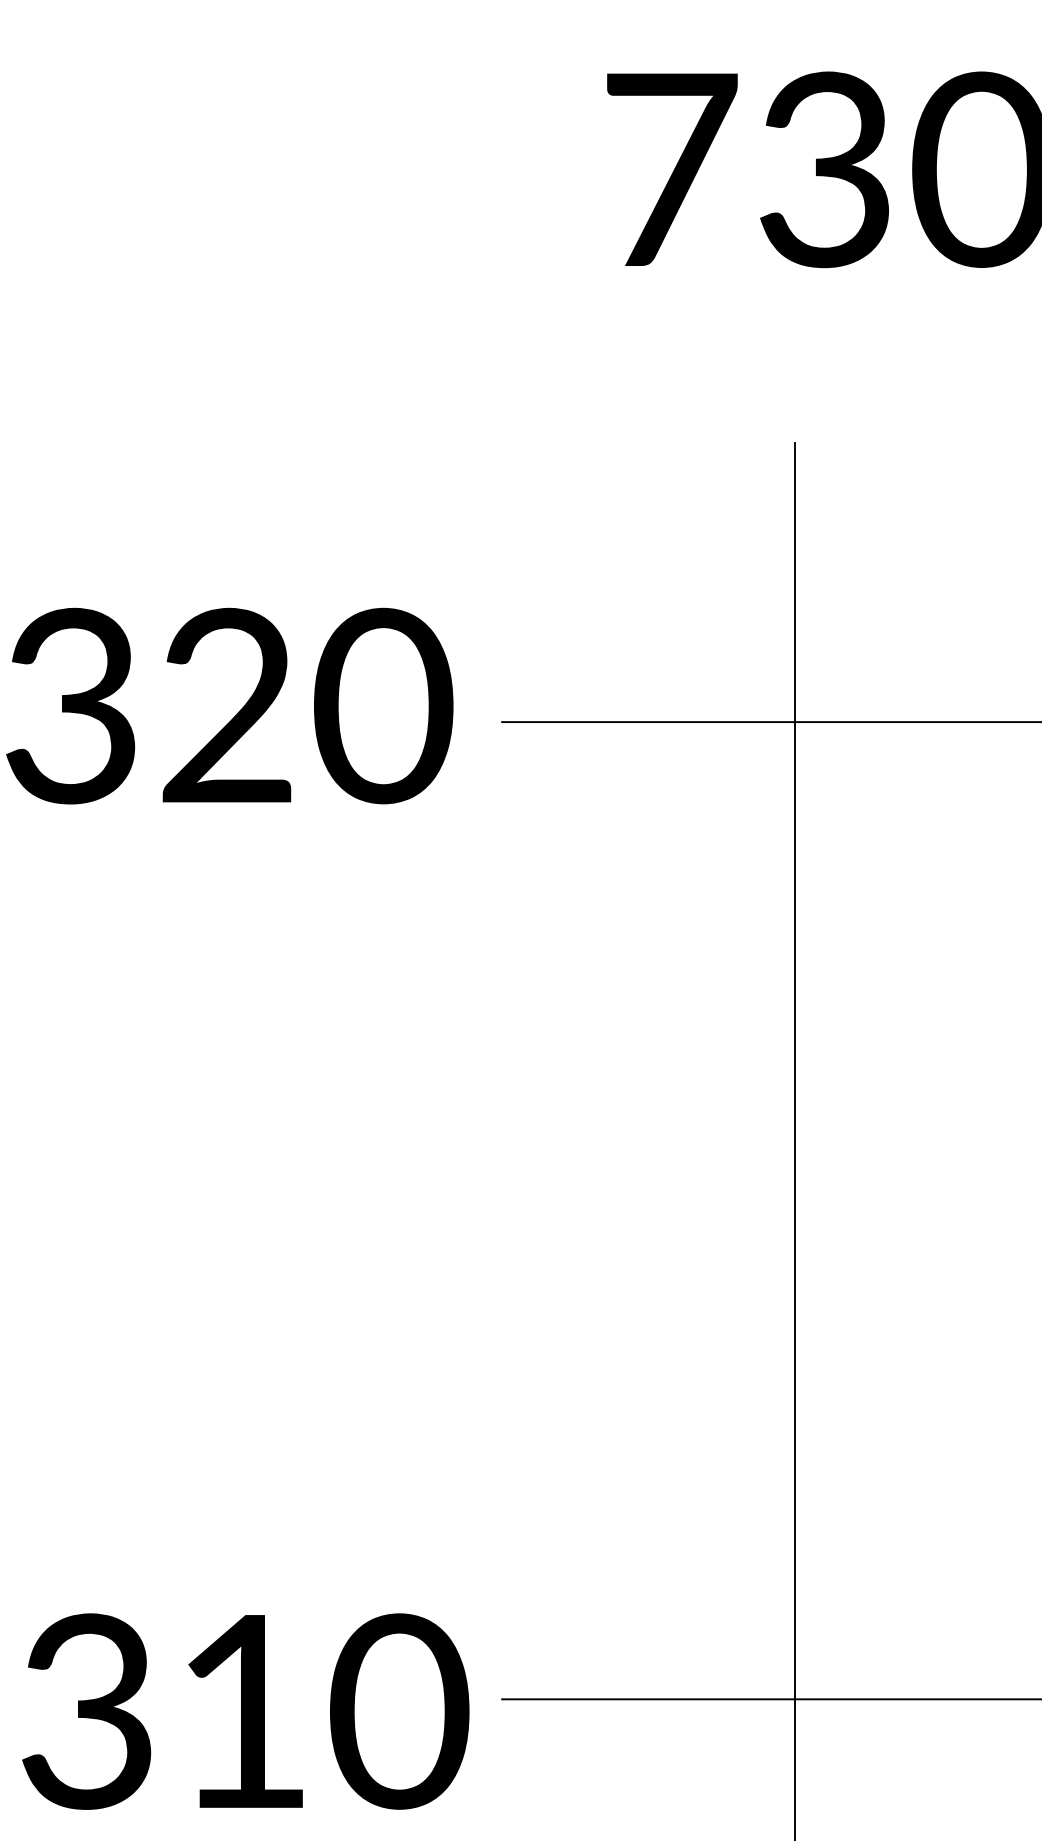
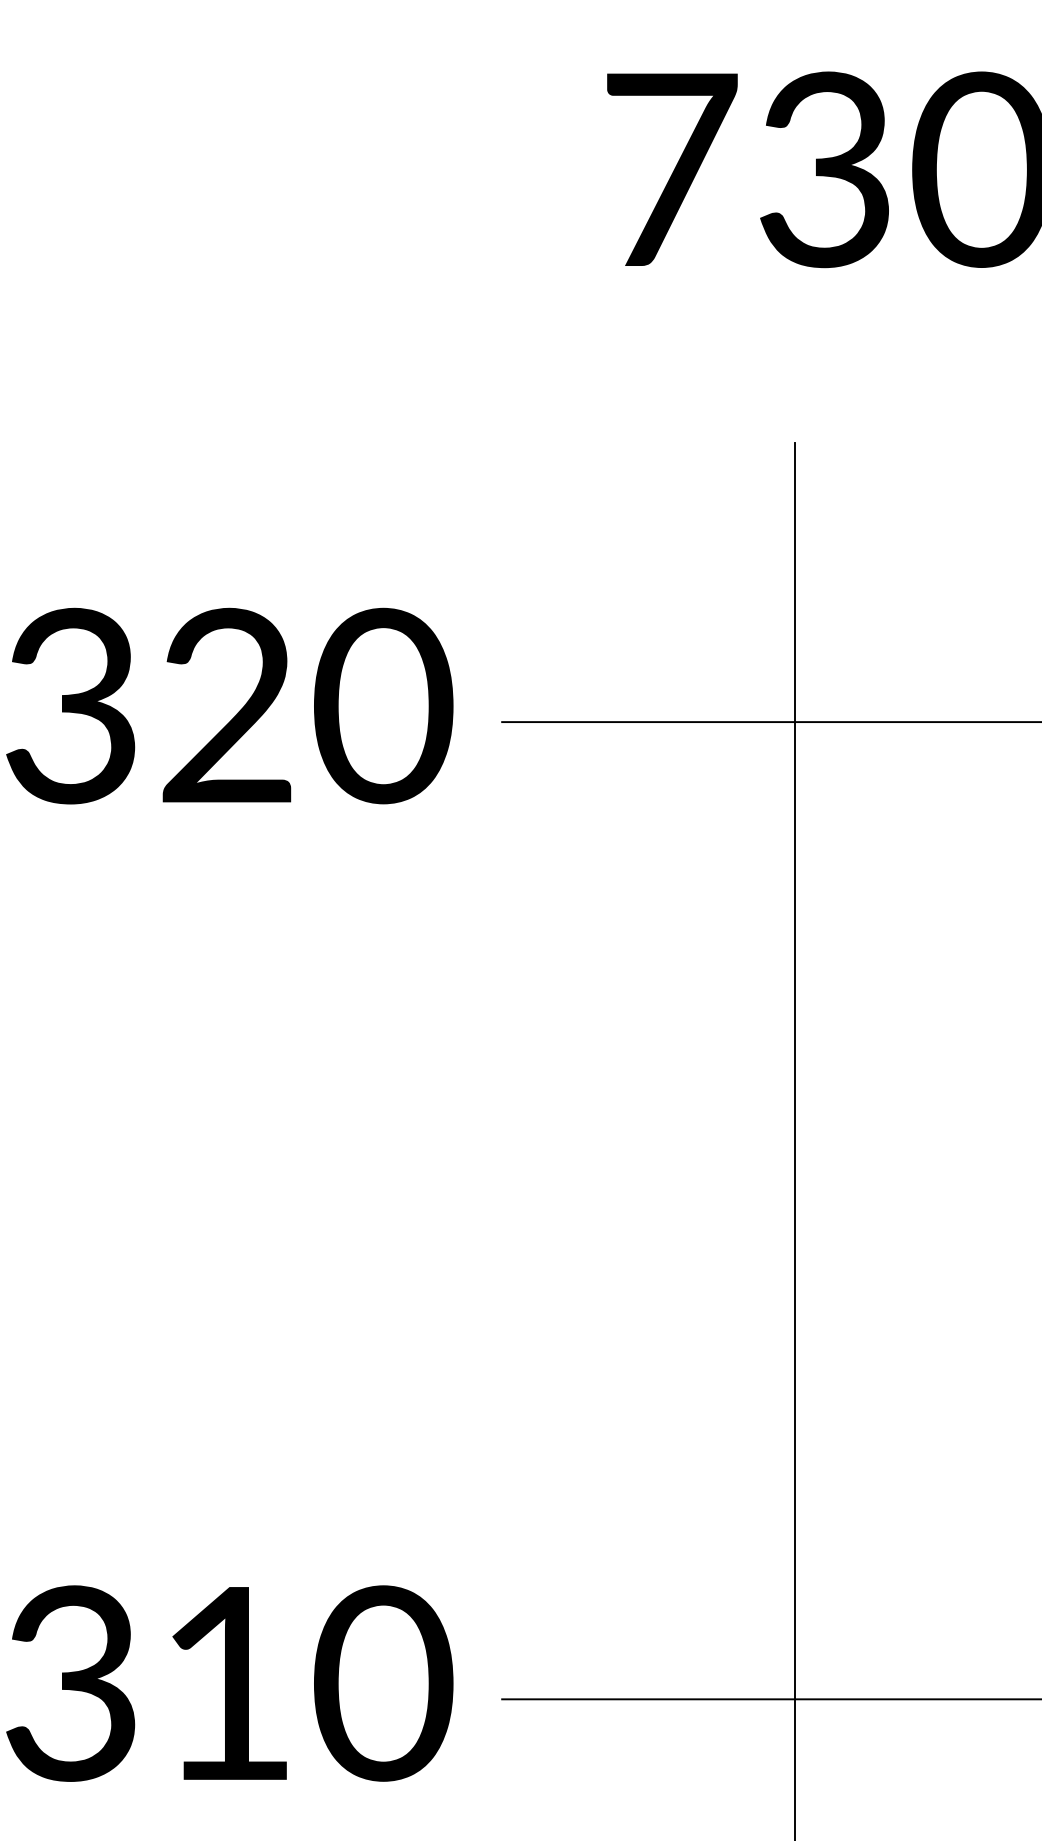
text position: (245, 1711) -> (229, 1683) (229, 1683)
